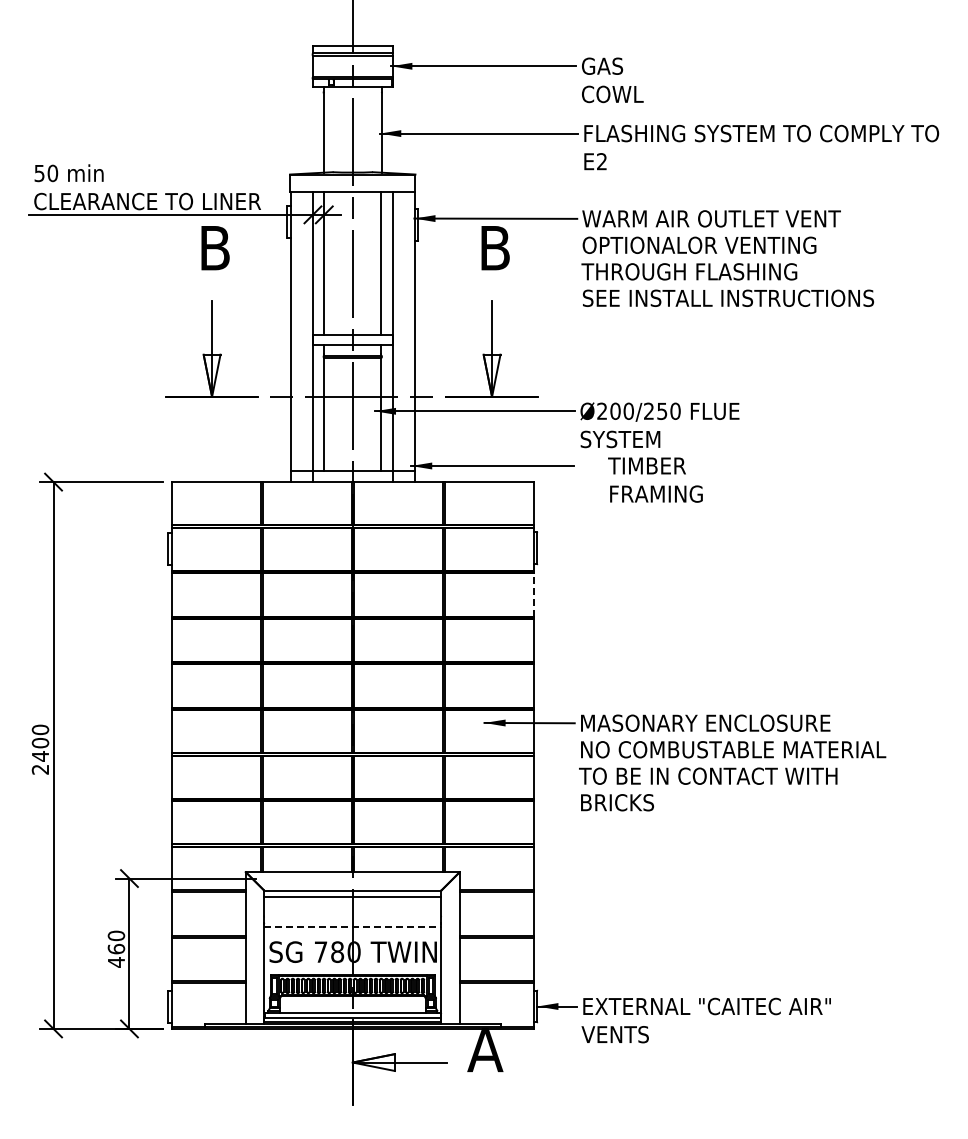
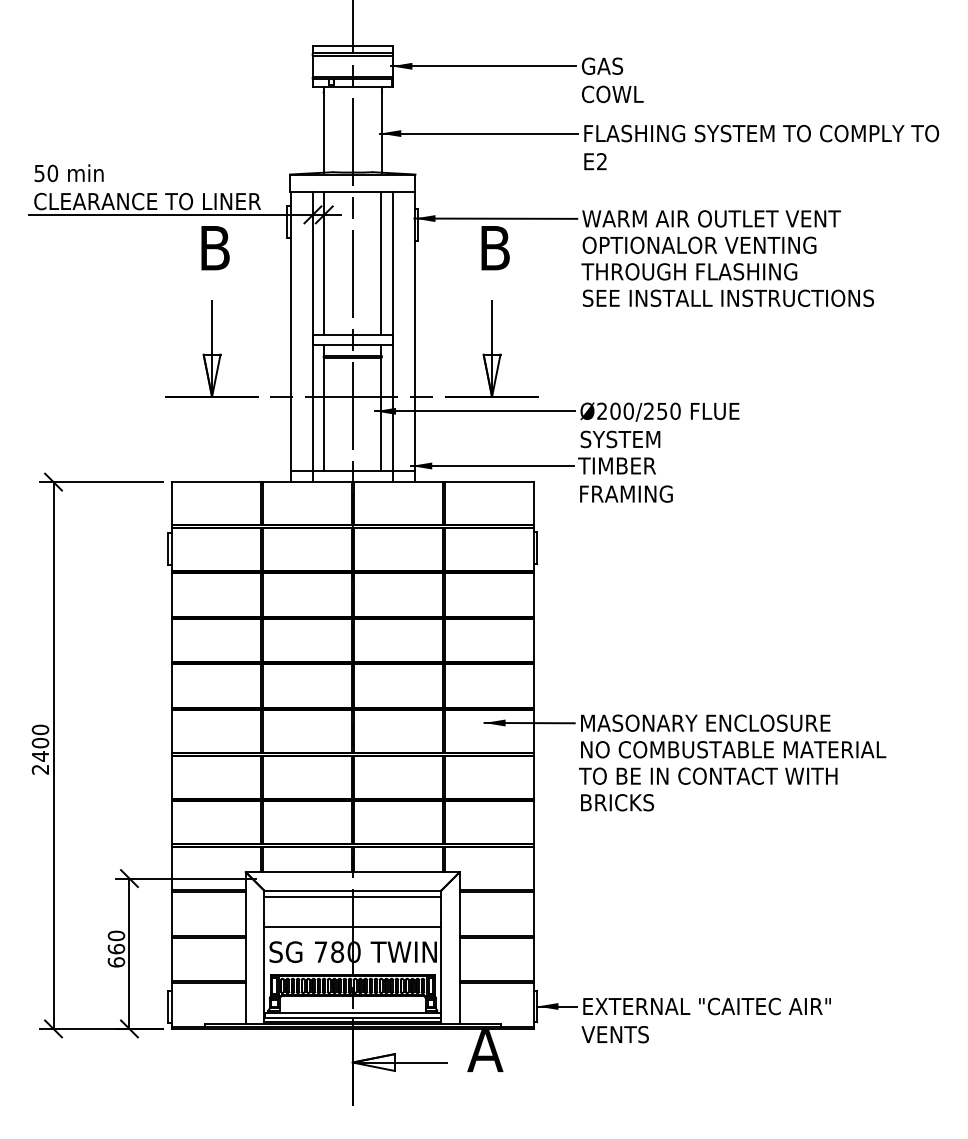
text position: (655, 479) -> (625, 479) (625, 479)
line: dashed -> solid (533, 594)
line: dashed -> solid (353, 927)
text: 460 -> 660 (116, 962)
